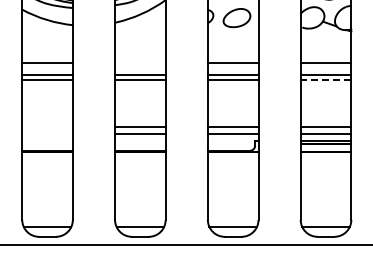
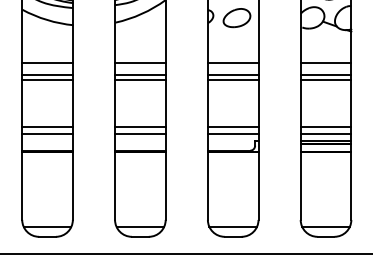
line: none -> present (140, 62)
line: dashed -> solid (325, 79)
line: none -> present (47, 127)
line: none -> present (47, 133)
line position: (185, 244) -> (185, 253) (185, 253)
